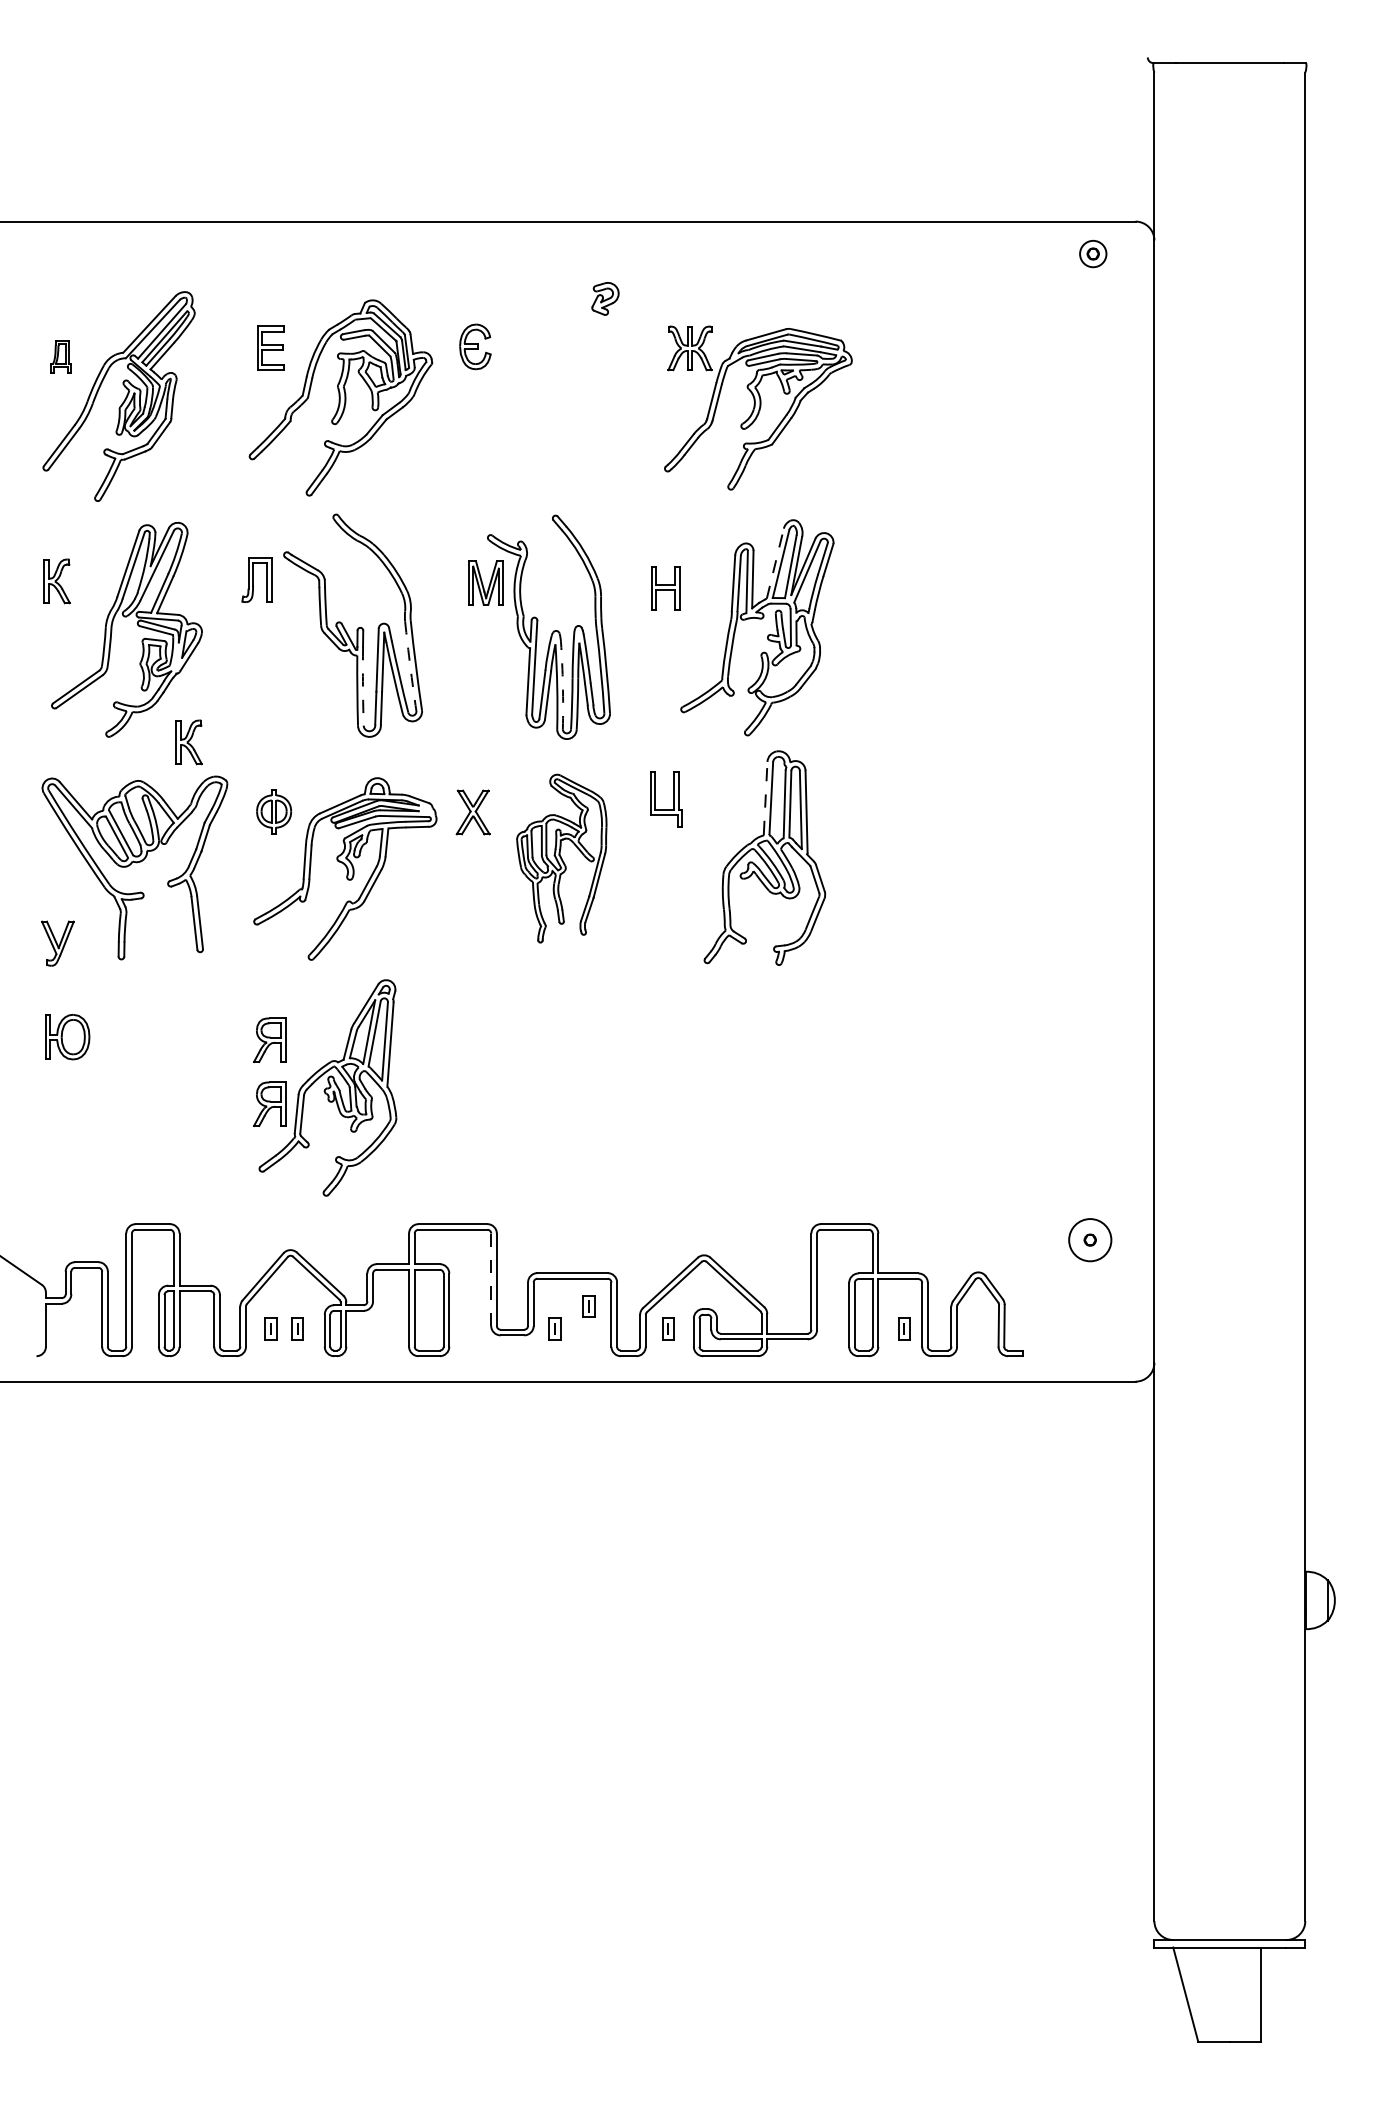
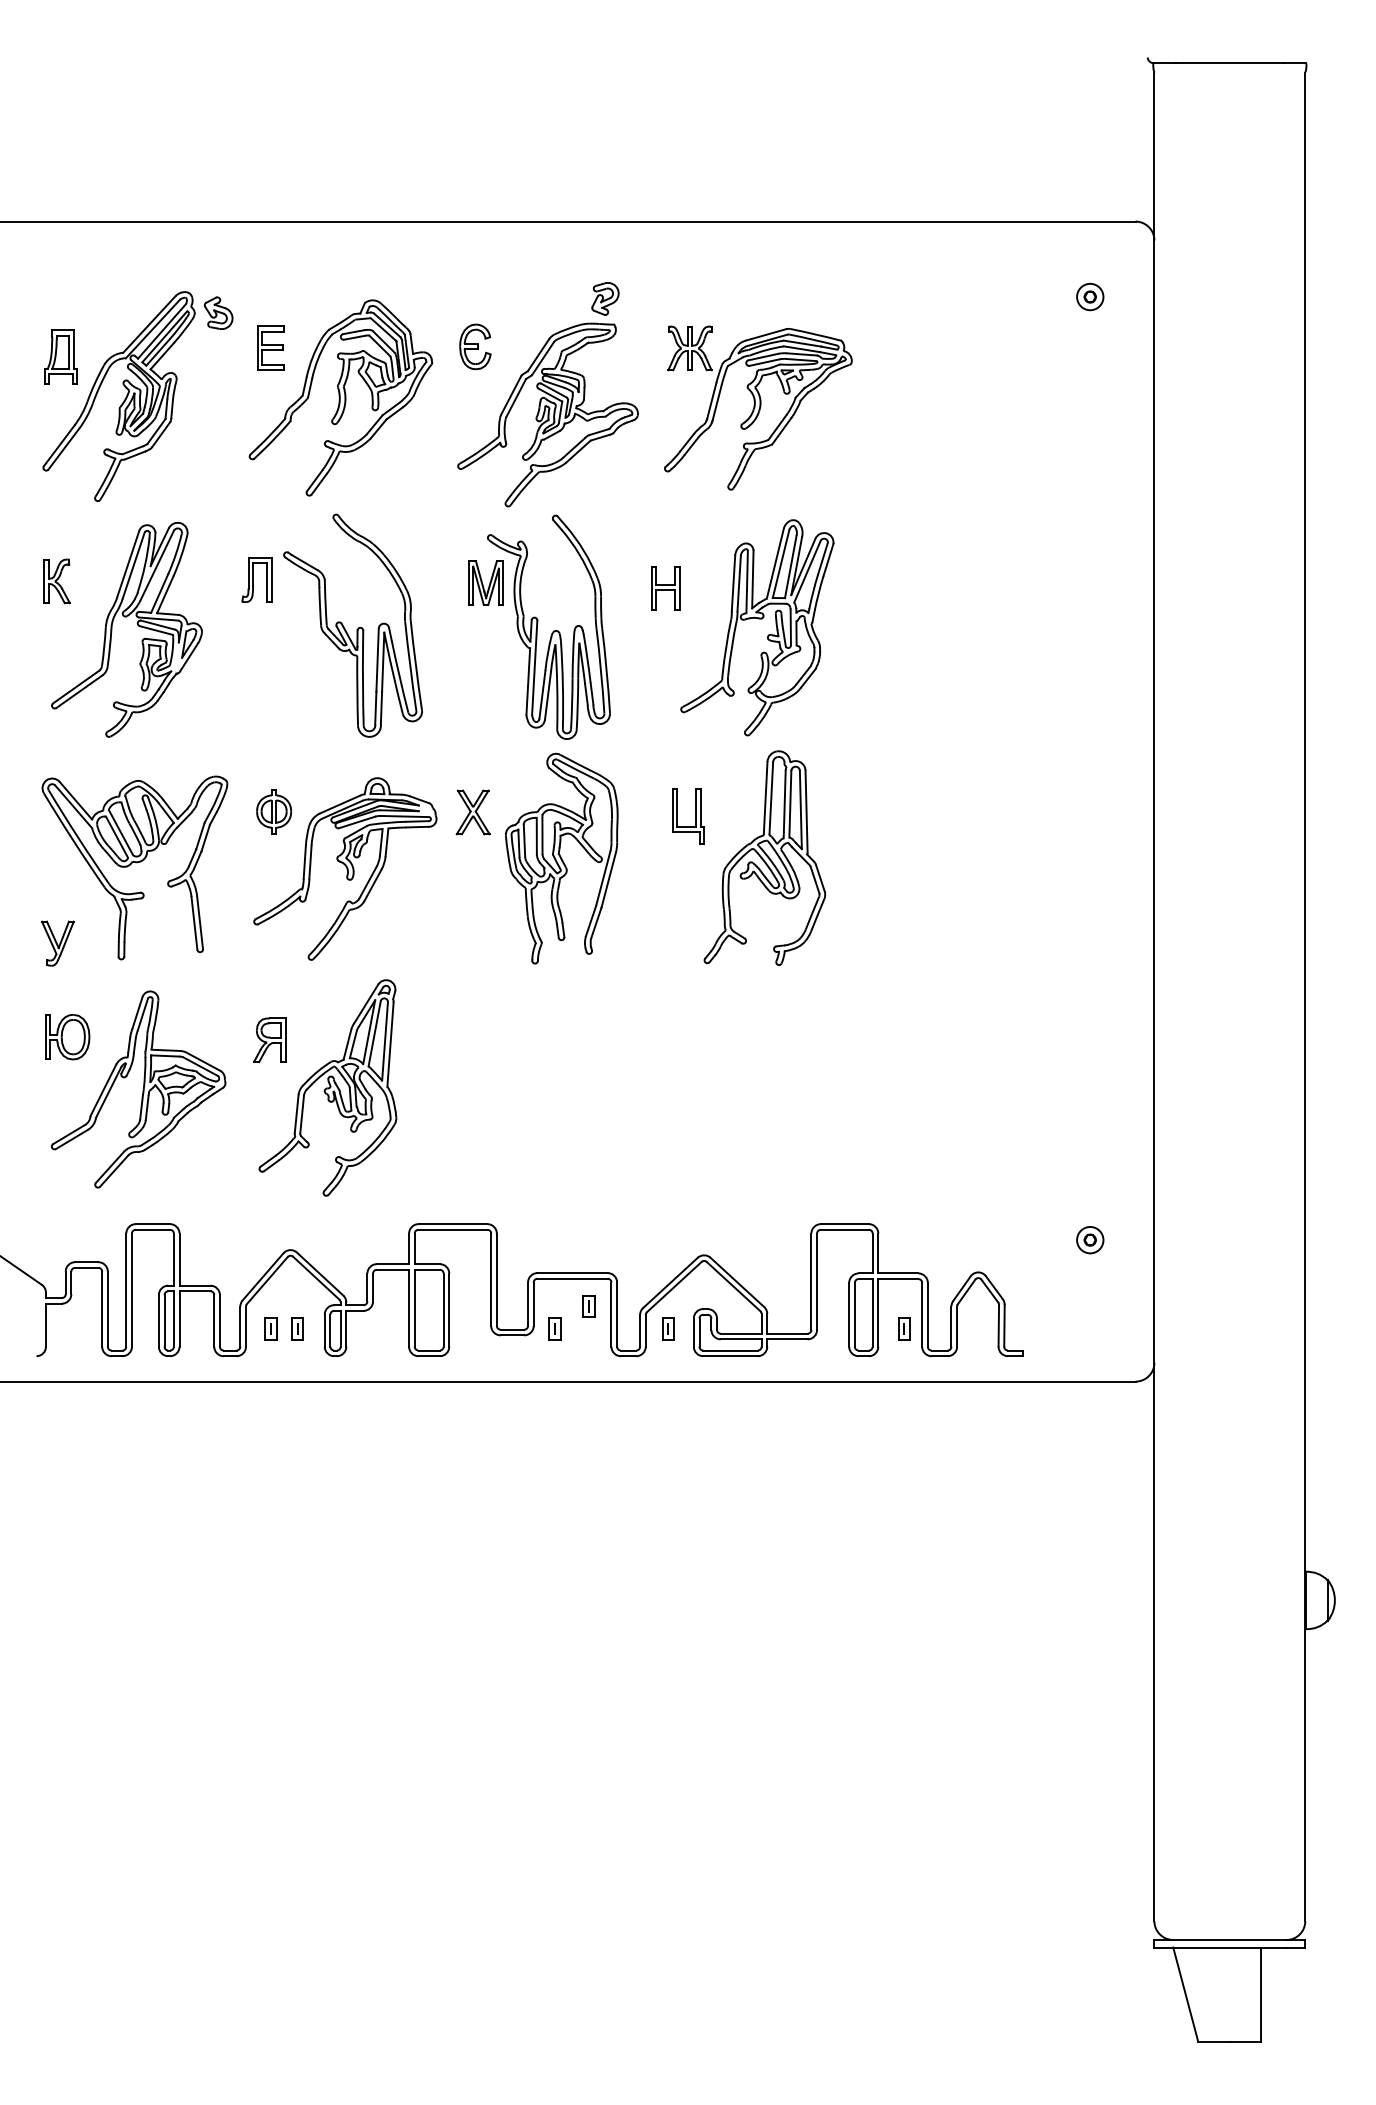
part position: (1093, 254) -> (1090, 297) (1090, 297)
part: none -> present (218, 312)
part size: 22x34 px -> 34x56 px (60, 356)
part: none -> present (547, 414)
line: dashed -> solid (775, 563)
arc: dashed -> solid (410, 666)
arc: dashed -> solid (562, 685)
arc: dashed -> solid (362, 686)
part: present -> none (188, 742)
line: dashed -> solid (765, 797)
part position: (673, 799) -> (695, 816) (695, 816)
part size: 92x171 px -> 114x213 px (561, 858)
part: none -> present (138, 1089)
part: present -> none (269, 1103)
circle diameter: 42 px -> 26 px (1090, 1239)
line: dashed -> solid (491, 1280)
